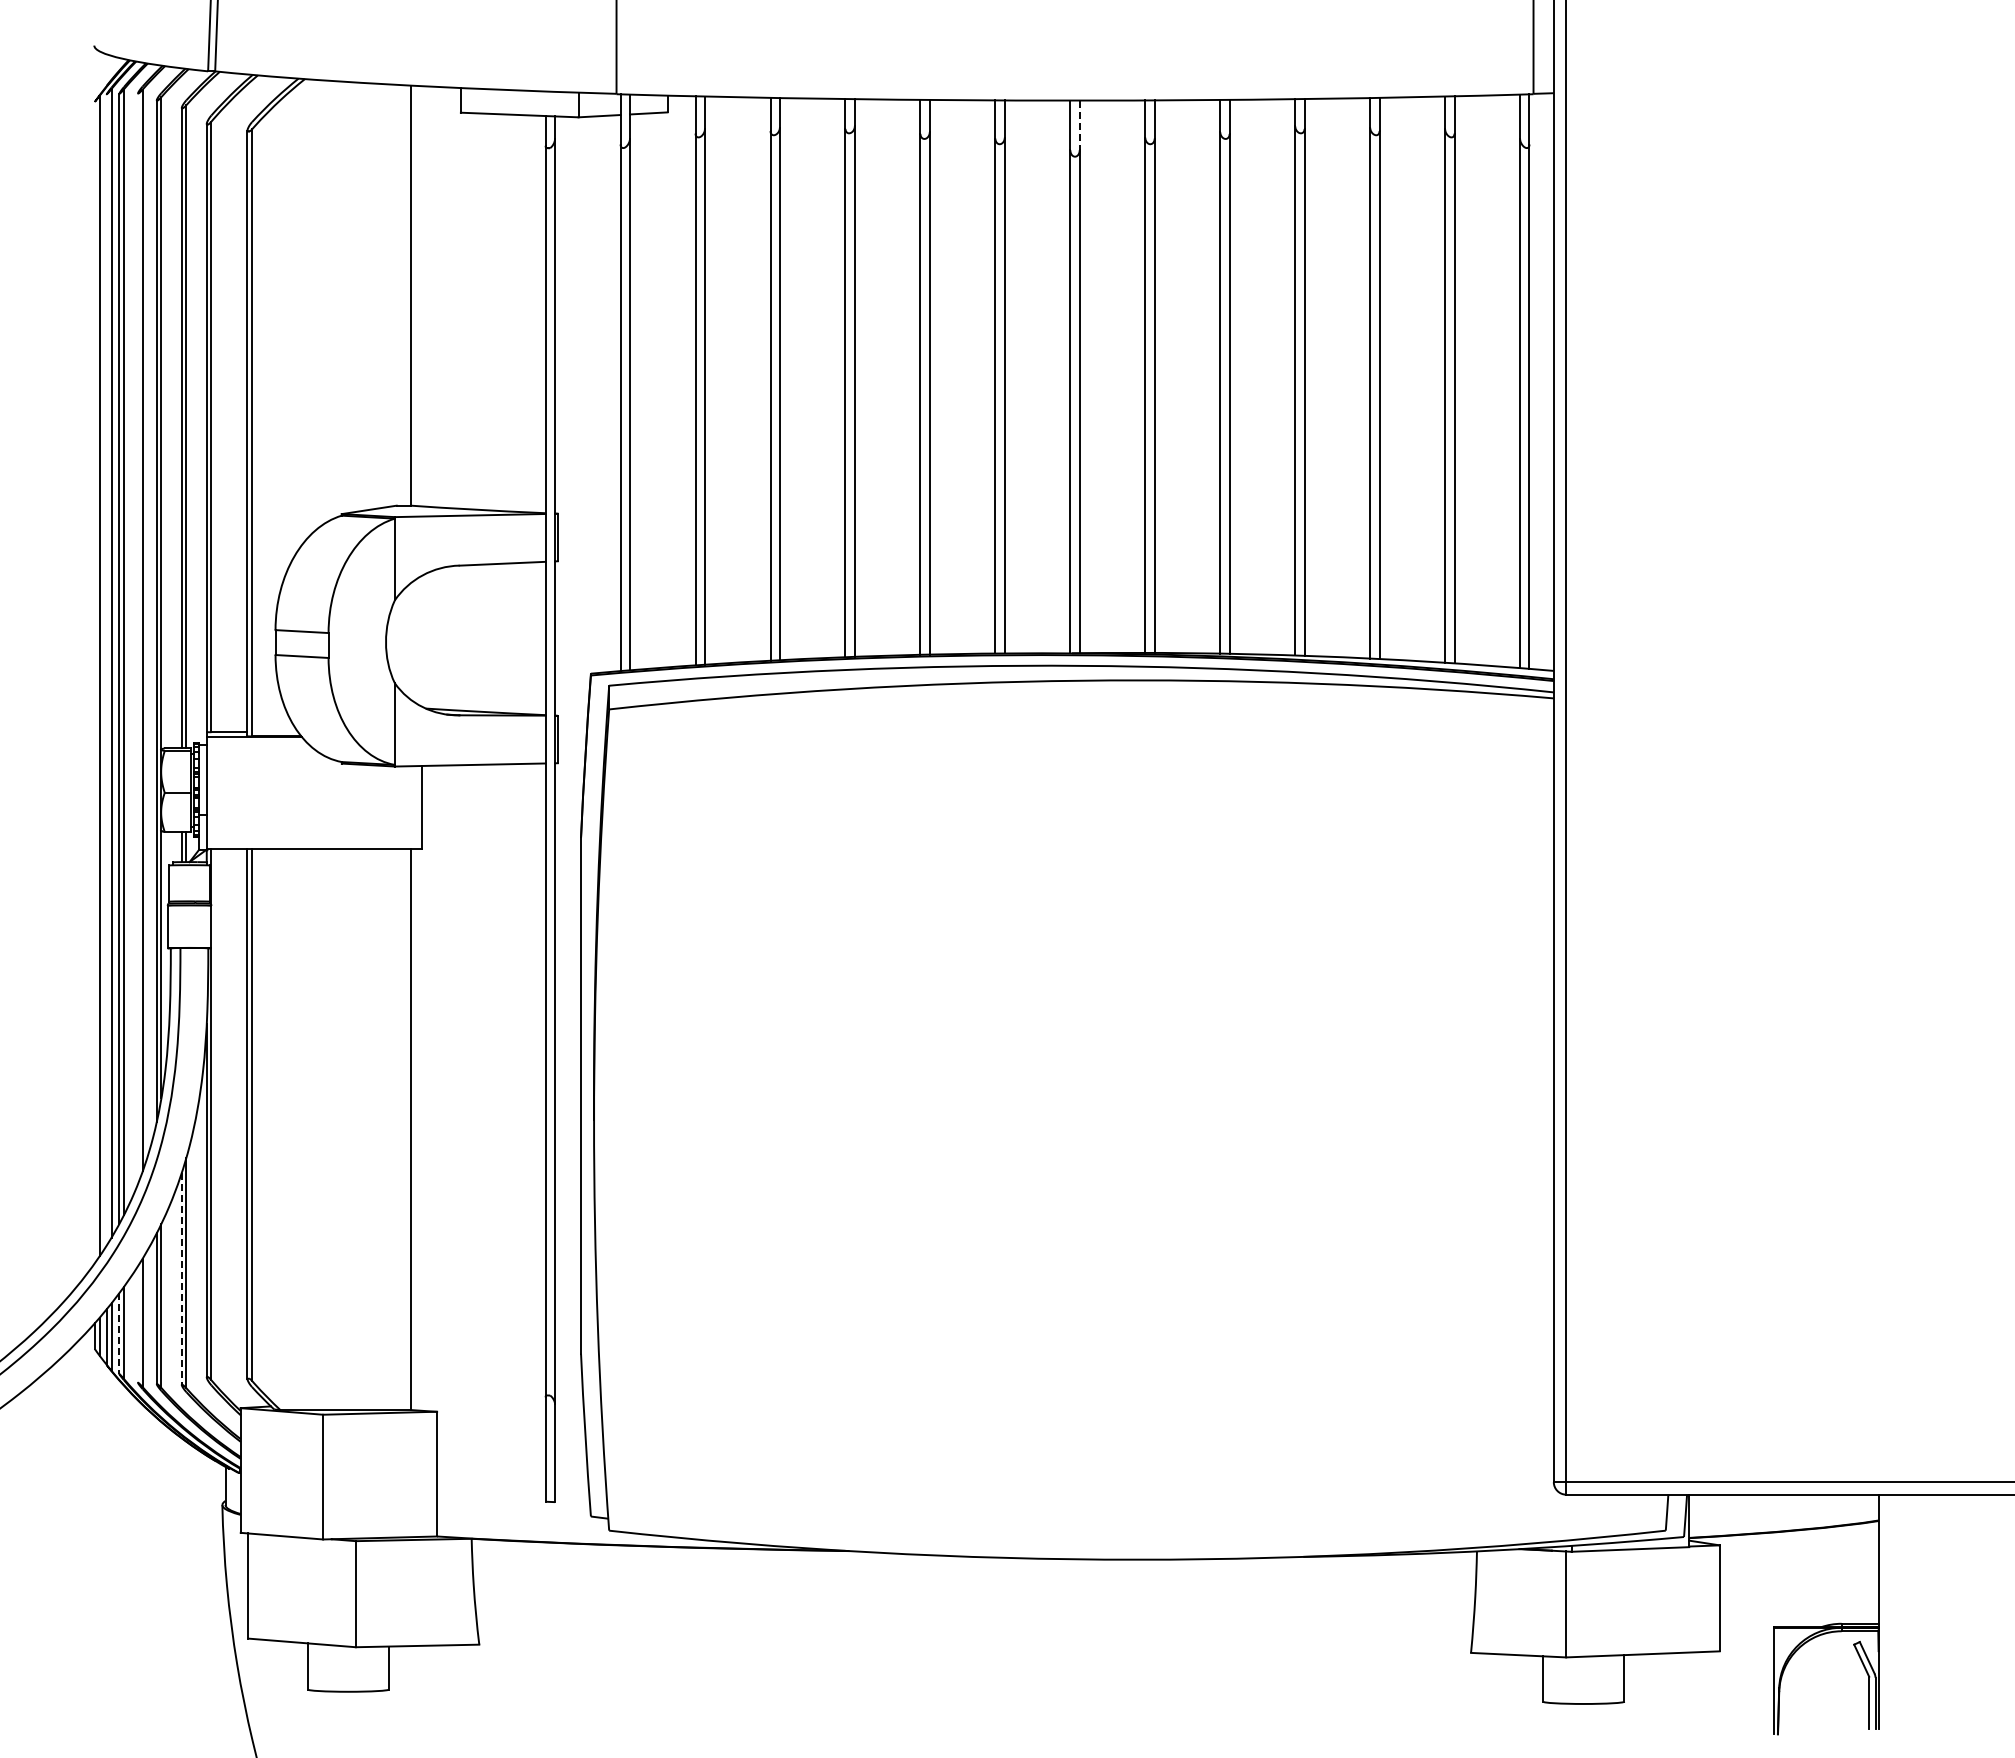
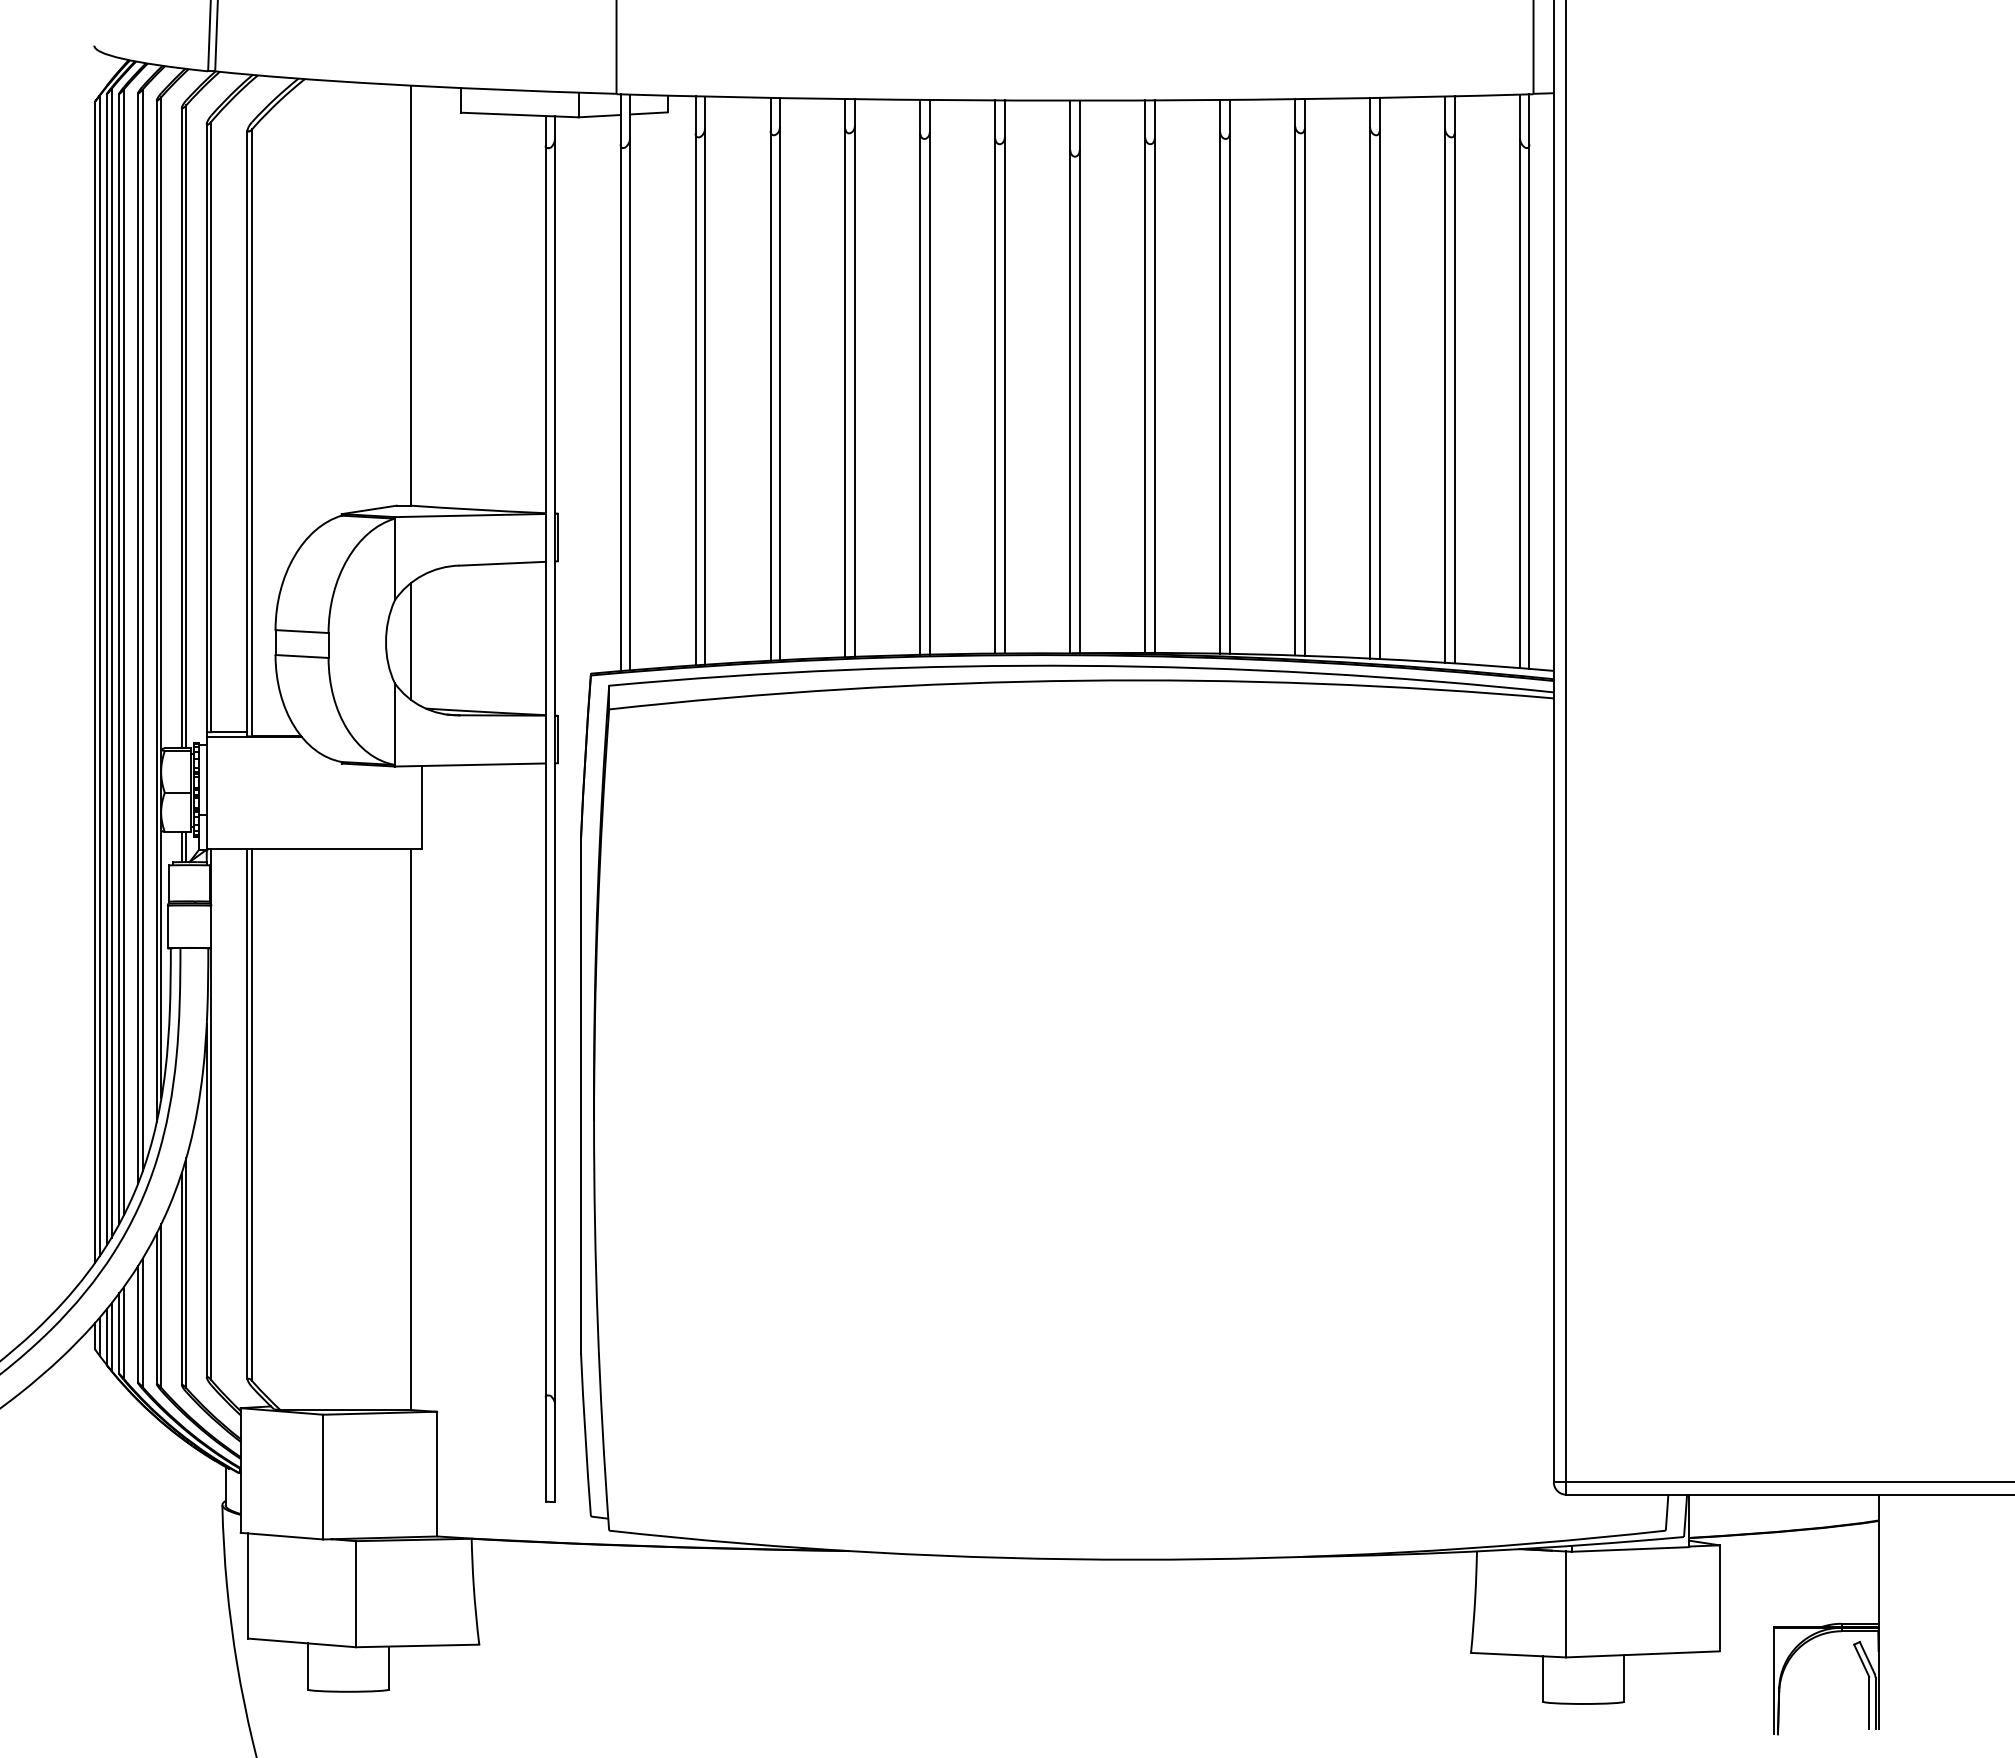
line: dashed -> solid (1079, 125)
line: none -> present (138, 638)
line: none -> present (410, 641)
line: none -> present (106, 669)
line: none -> present (94, 682)
line: dashed -> solid (181, 1279)
line: none -> present (138, 1324)
line: dashed -> solid (119, 1334)
